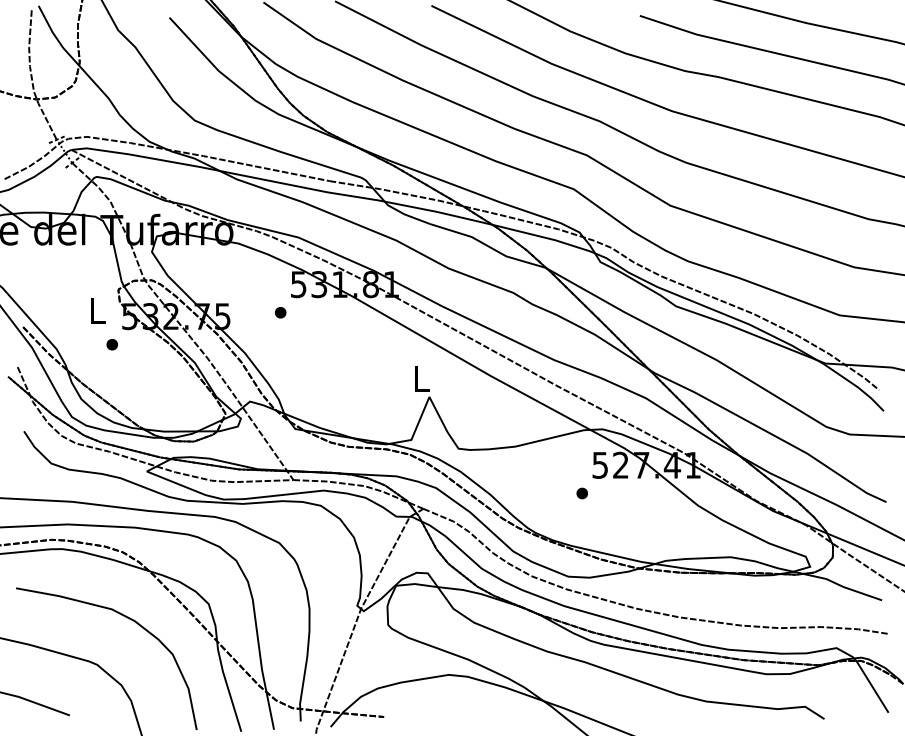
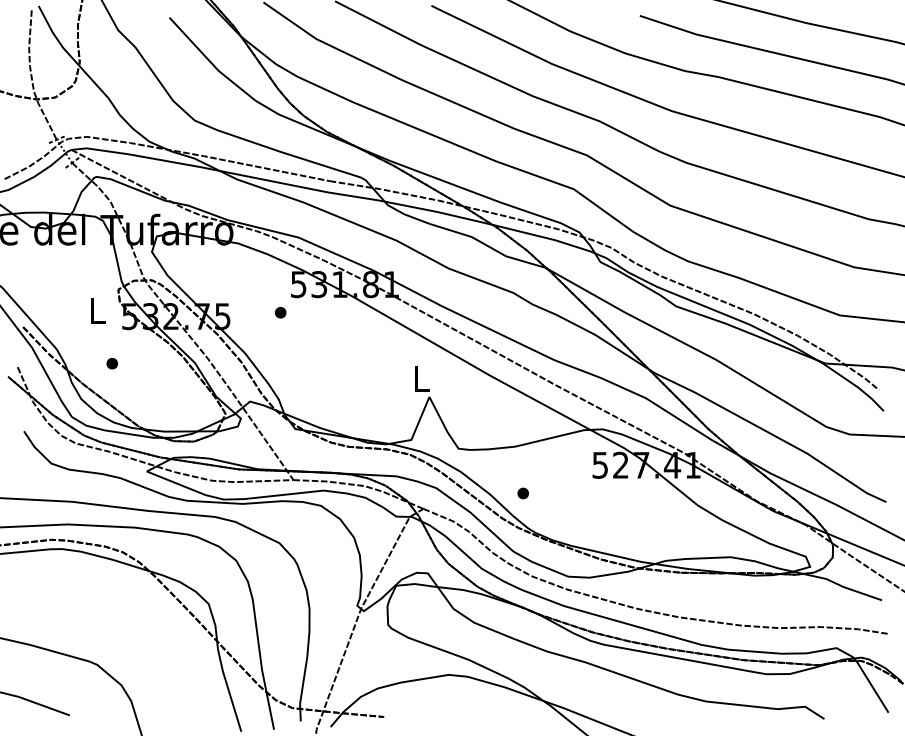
part position: (111, 344) -> (111, 363) (111, 363)
part position: (581, 493) -> (522, 493) (522, 493)
curve: present -> none (127, 618)
